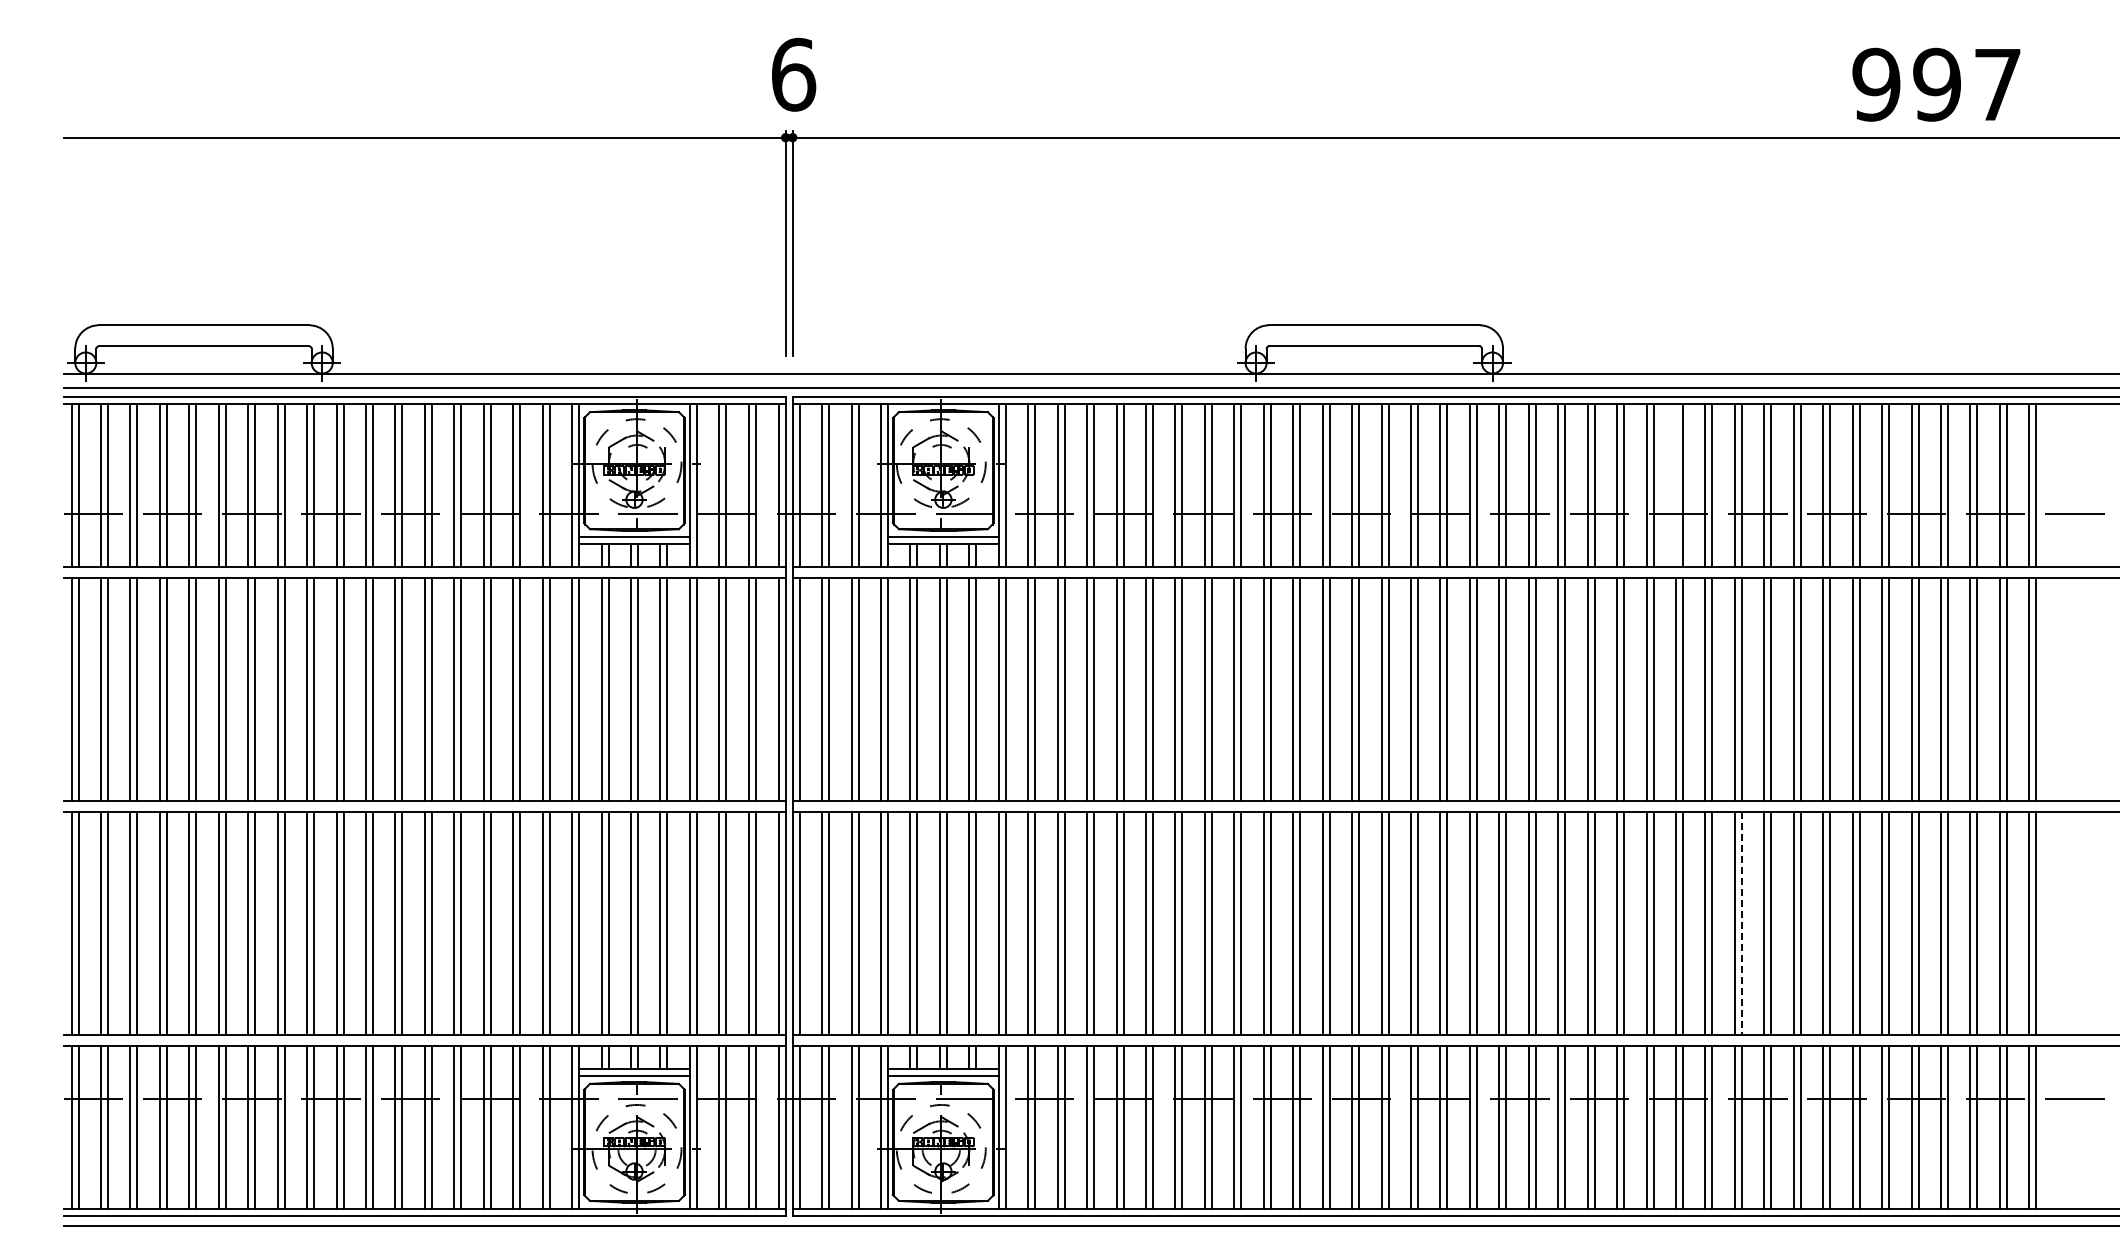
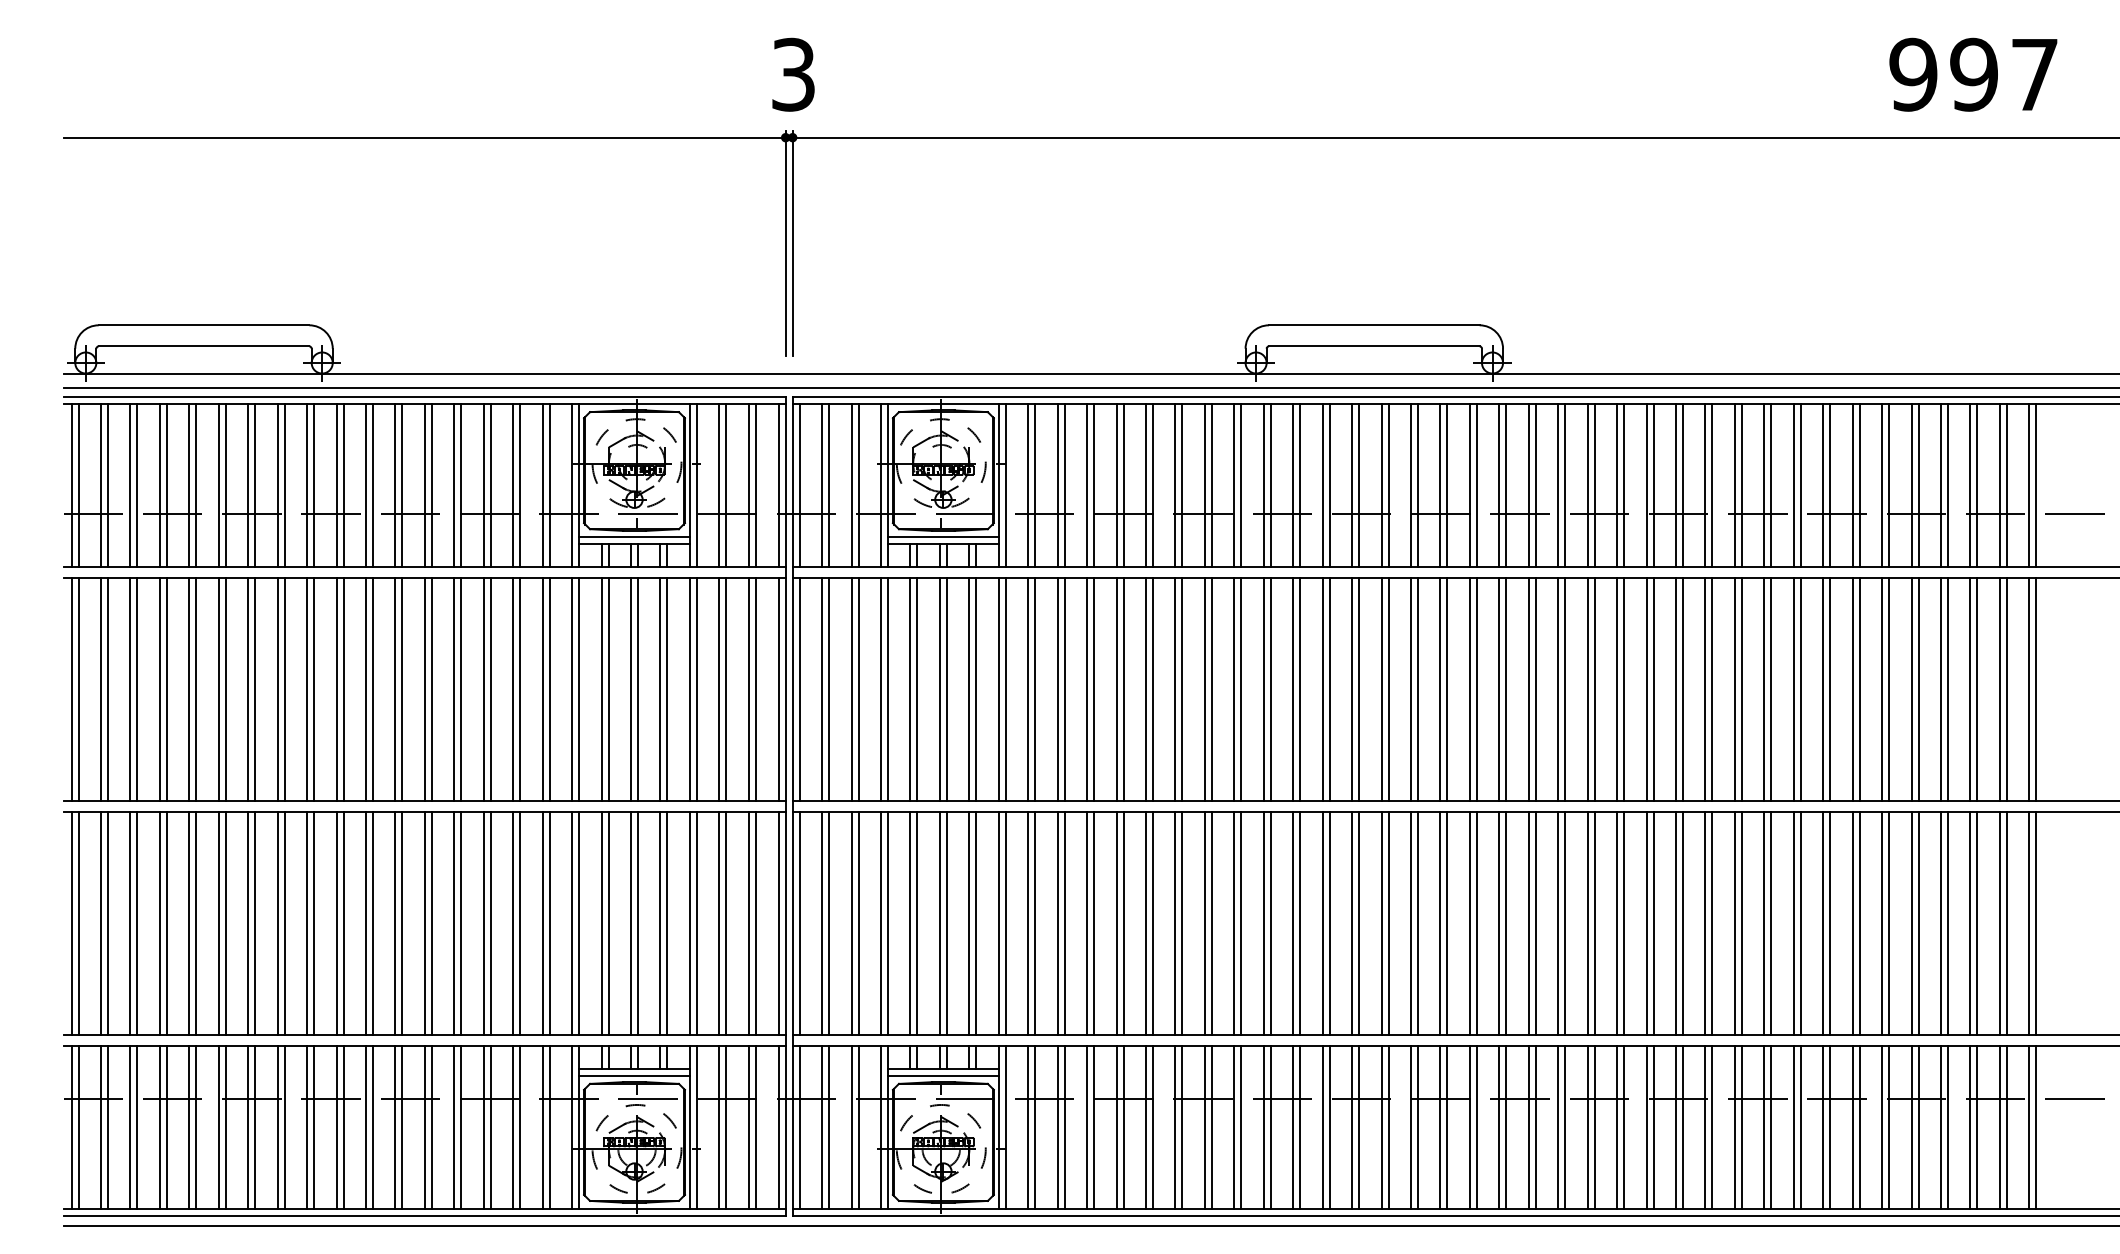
text: 6 -> 3 (794, 74)
text position: (1936, 84) -> (1973, 74) (1973, 74)
line: none -> present (1676, 484)
line: dashed -> solid (1741, 924)
